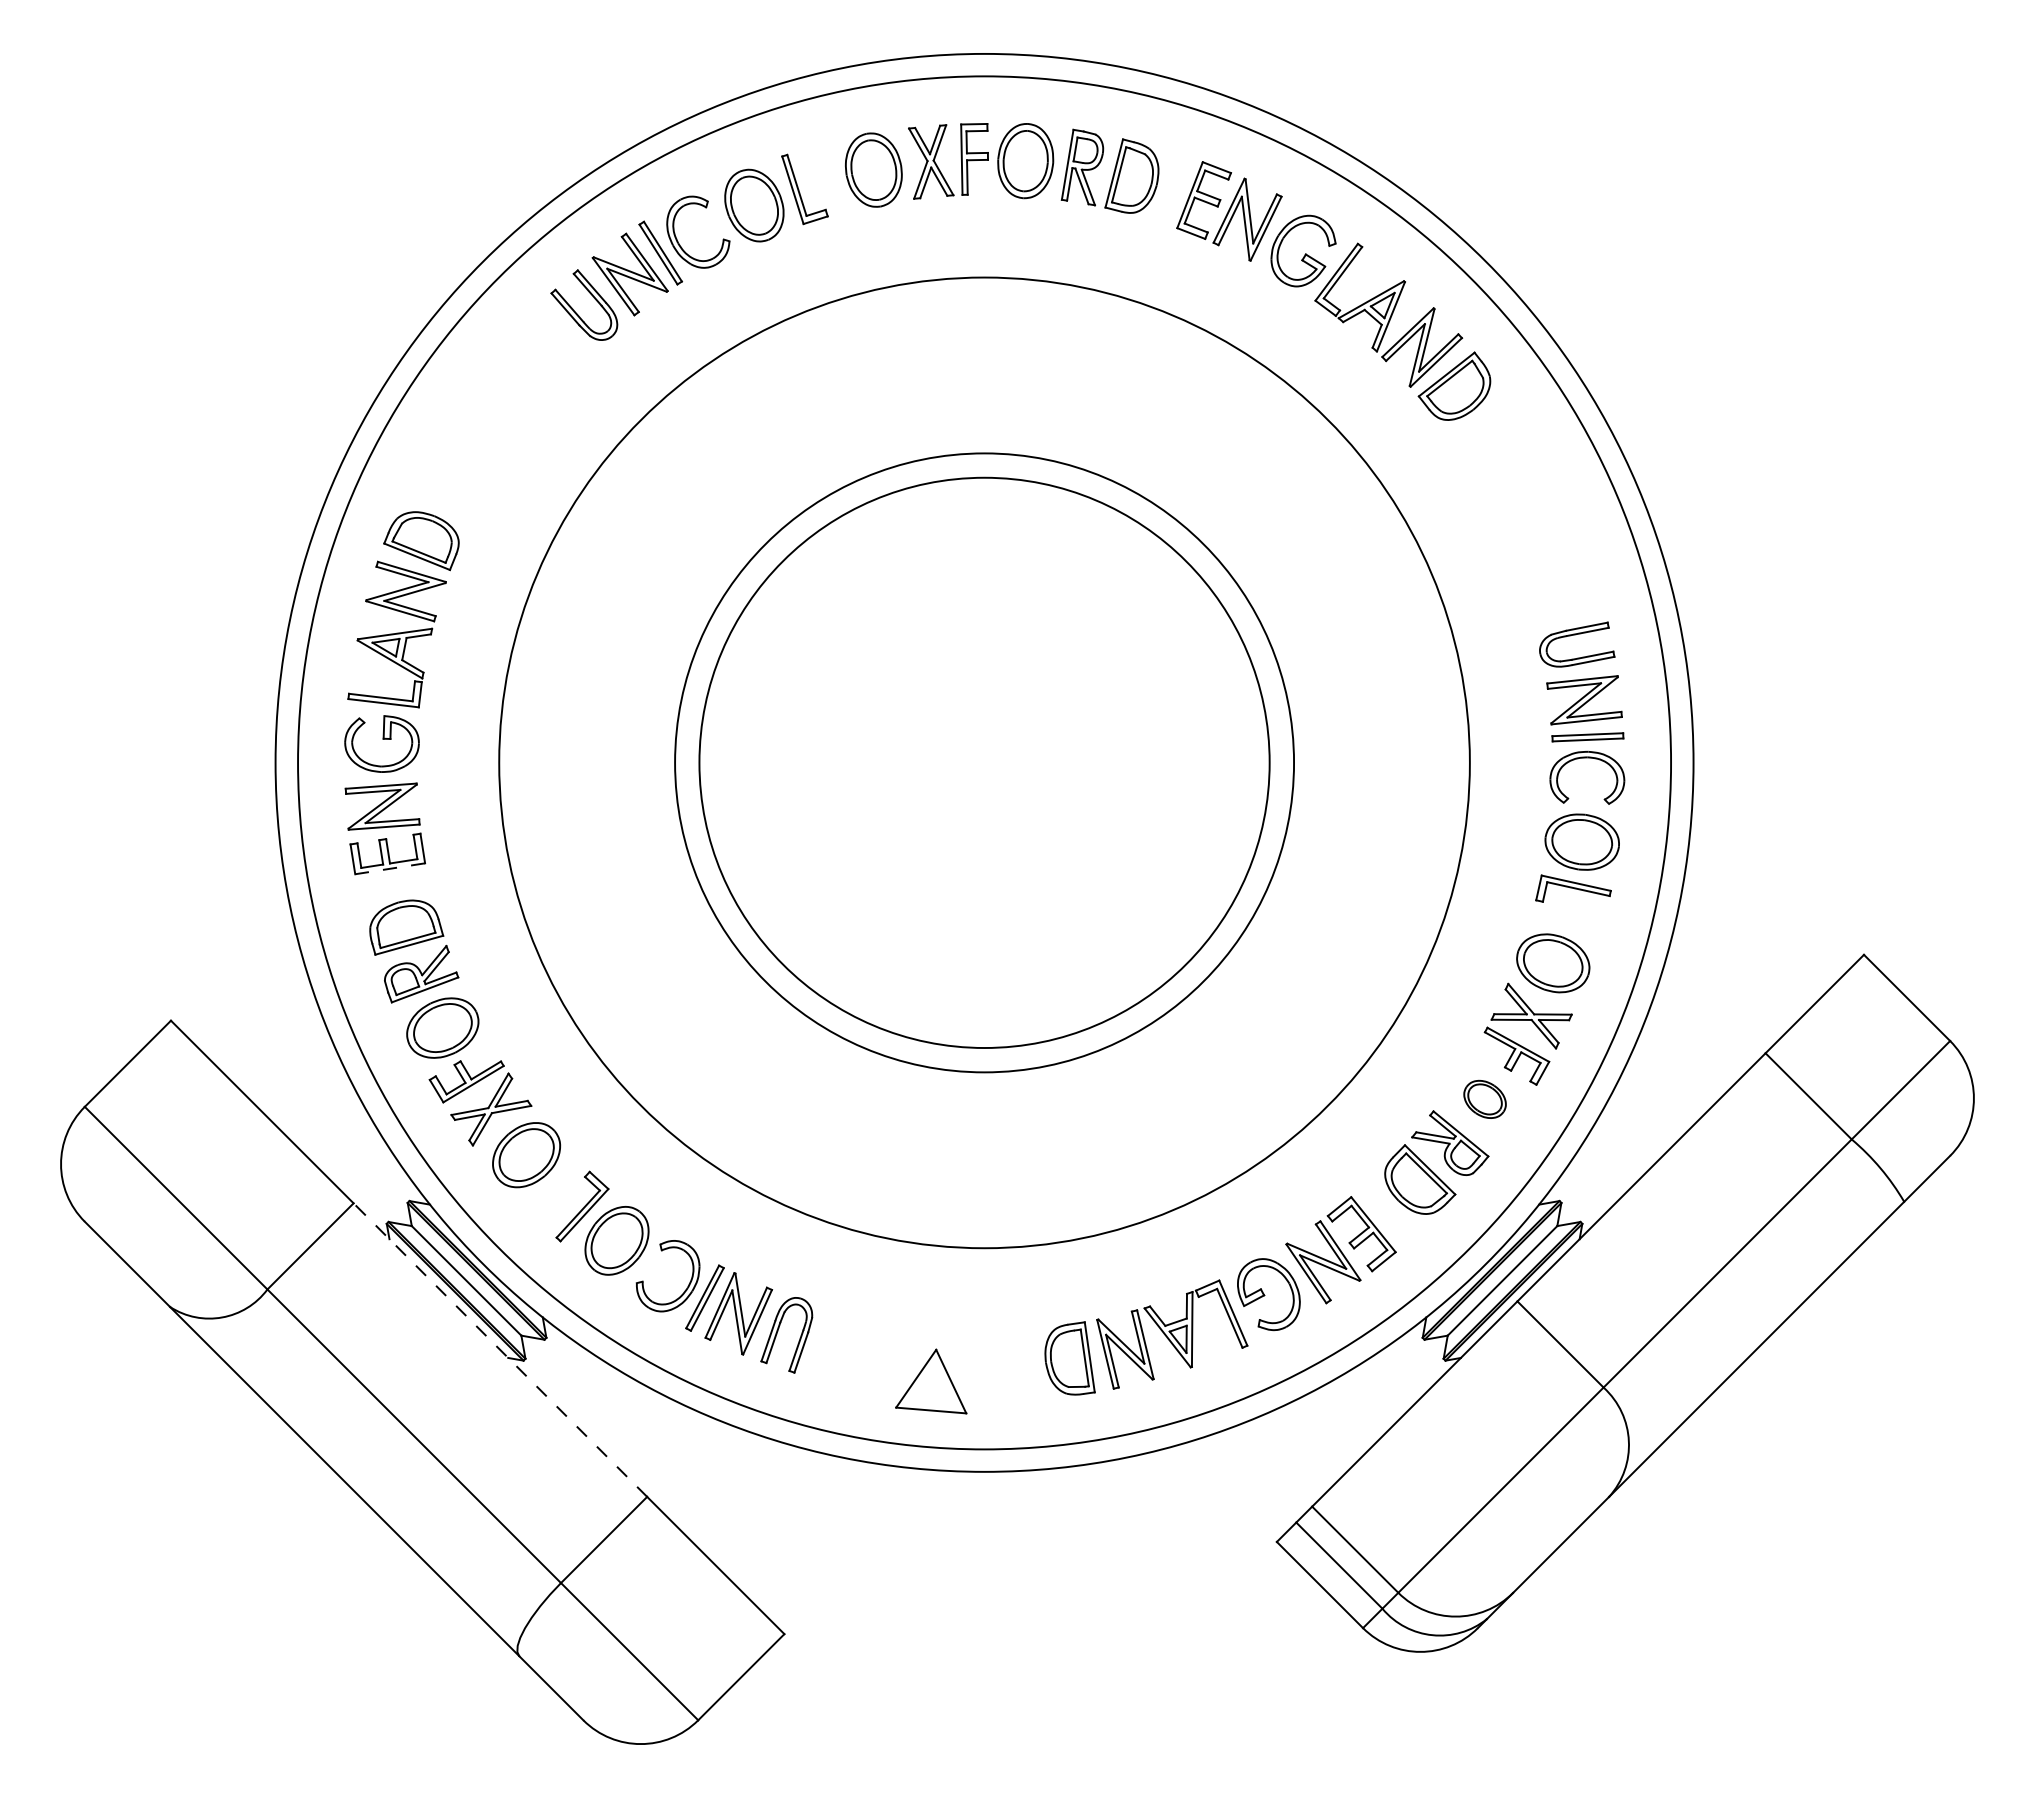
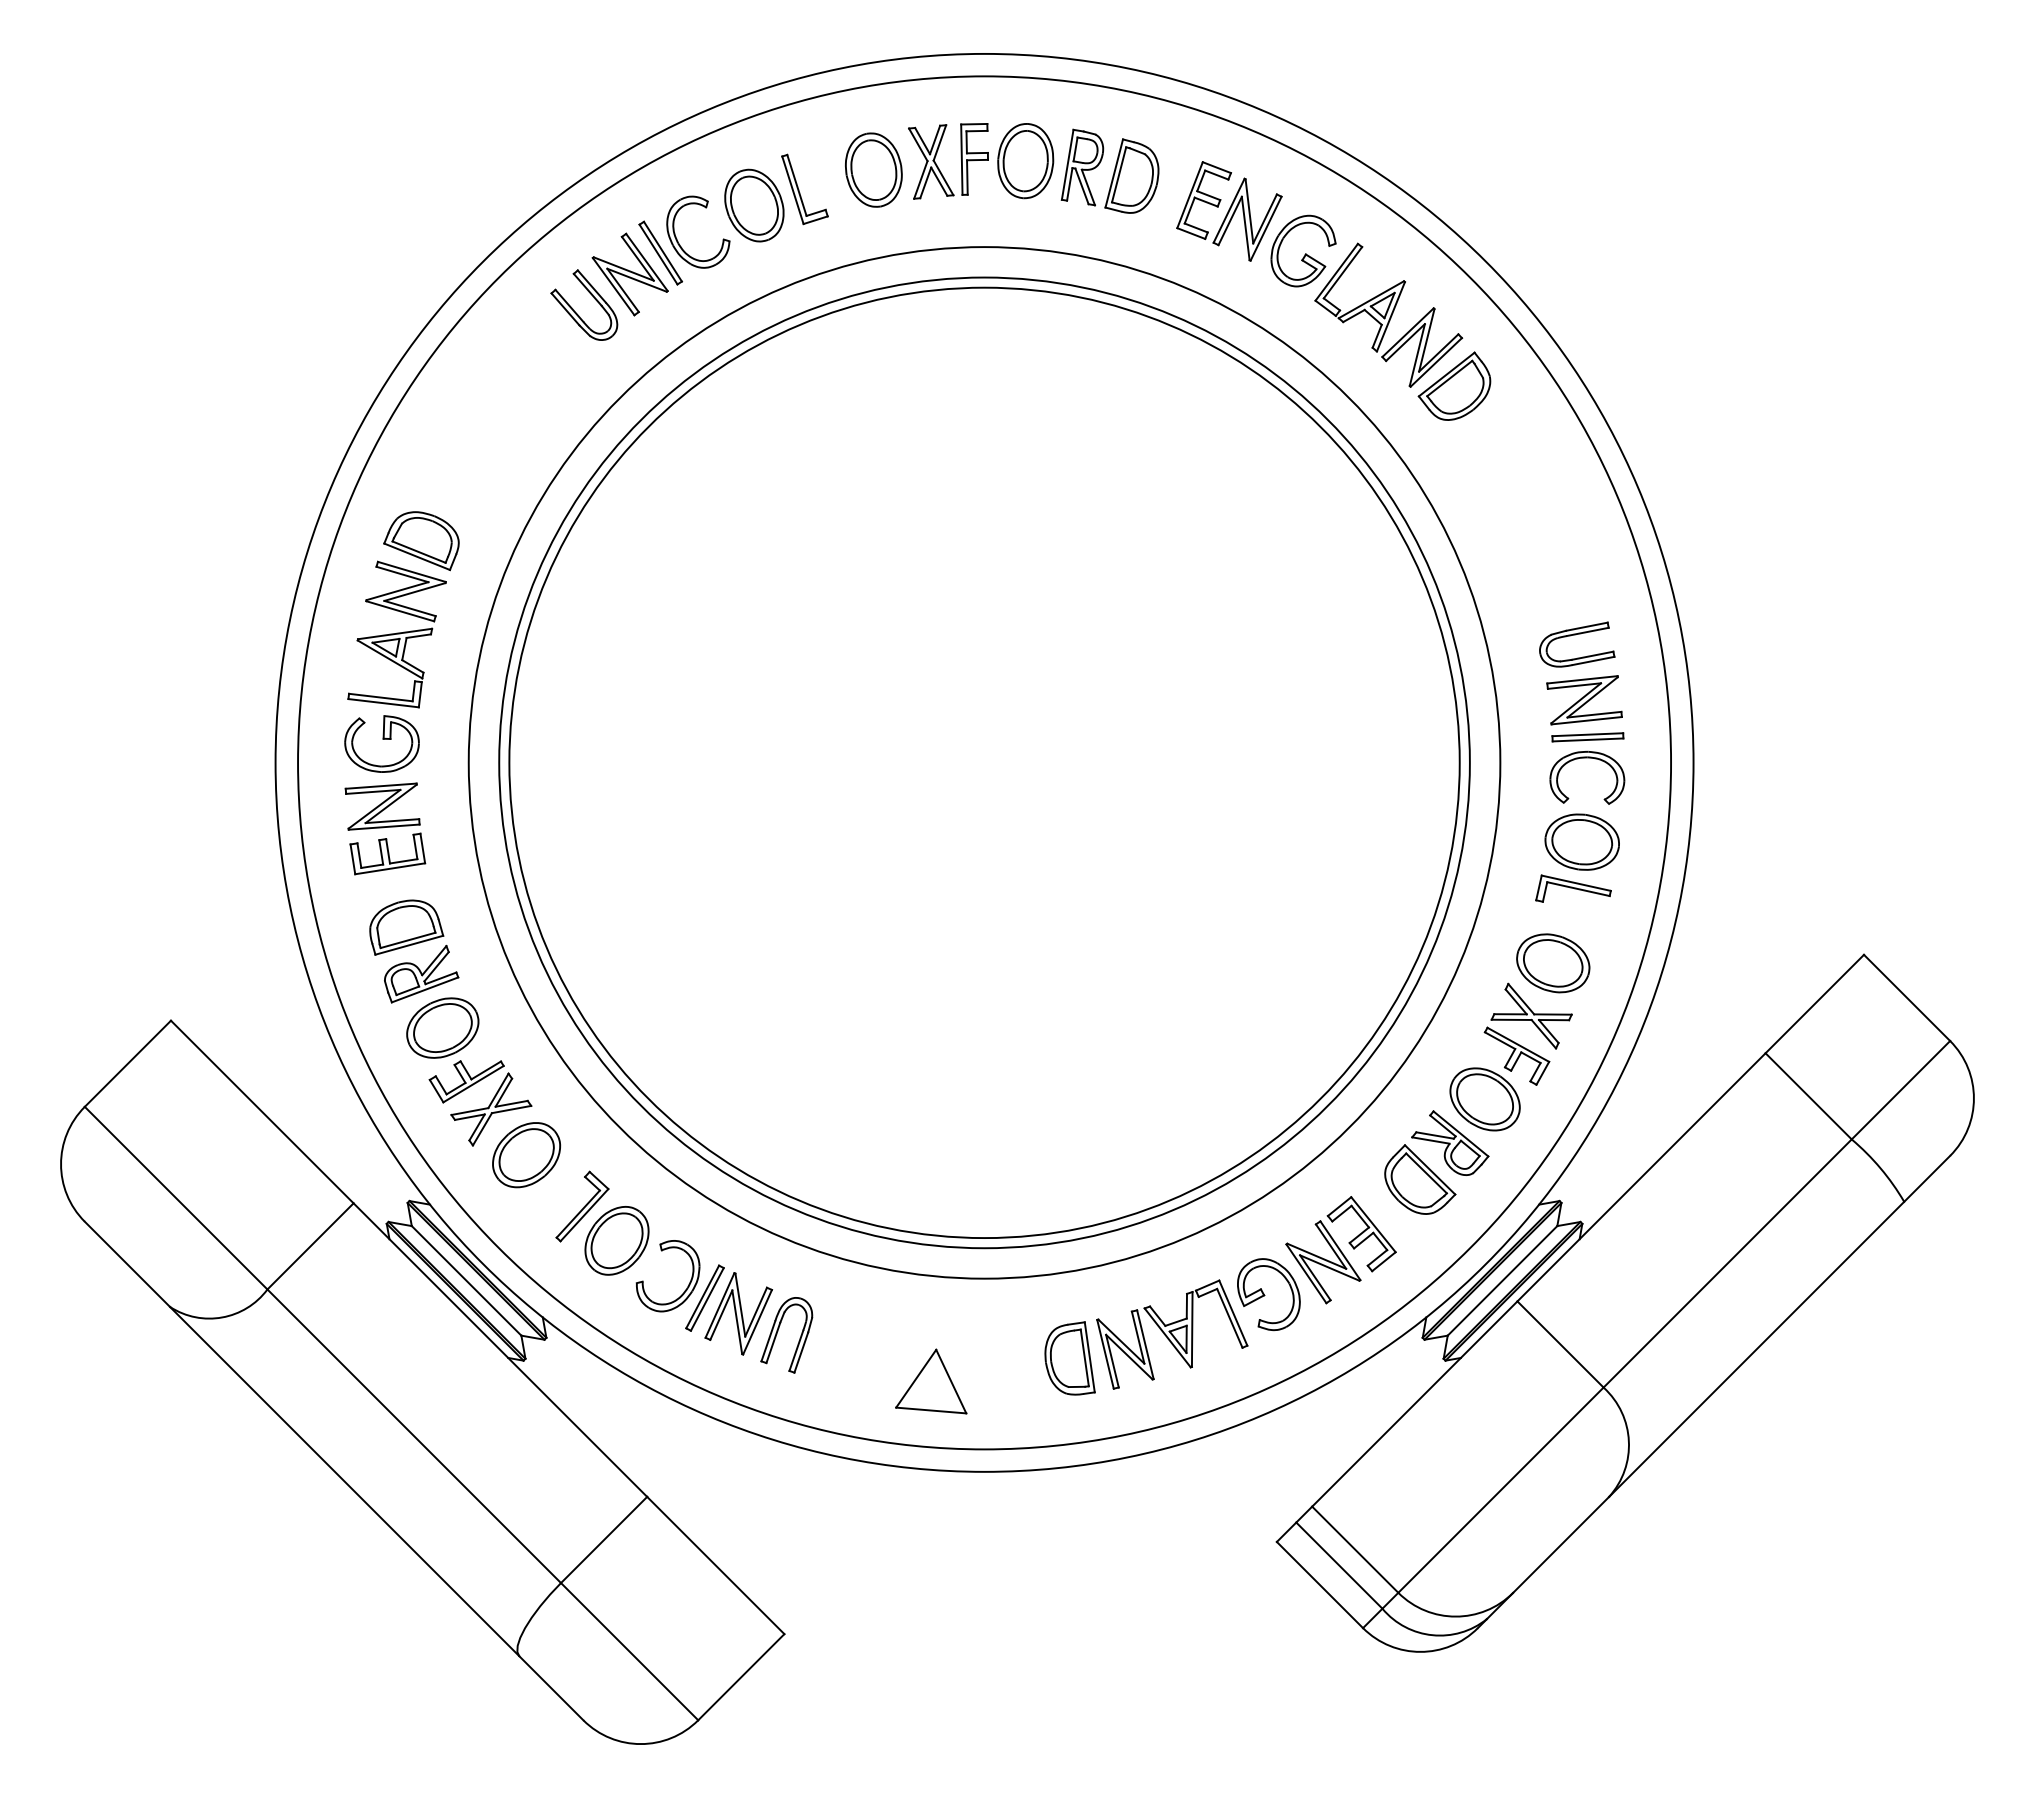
circle diameter: 570 px -> 950 px (984, 762)
circle diameter: 619 px -> 1032 px (984, 762)
line: dashed -> solid (389, 868)
part size: 44x40 px -> 72x65 px (1484, 1099)
line: dashed -> solid (500, 1350)
